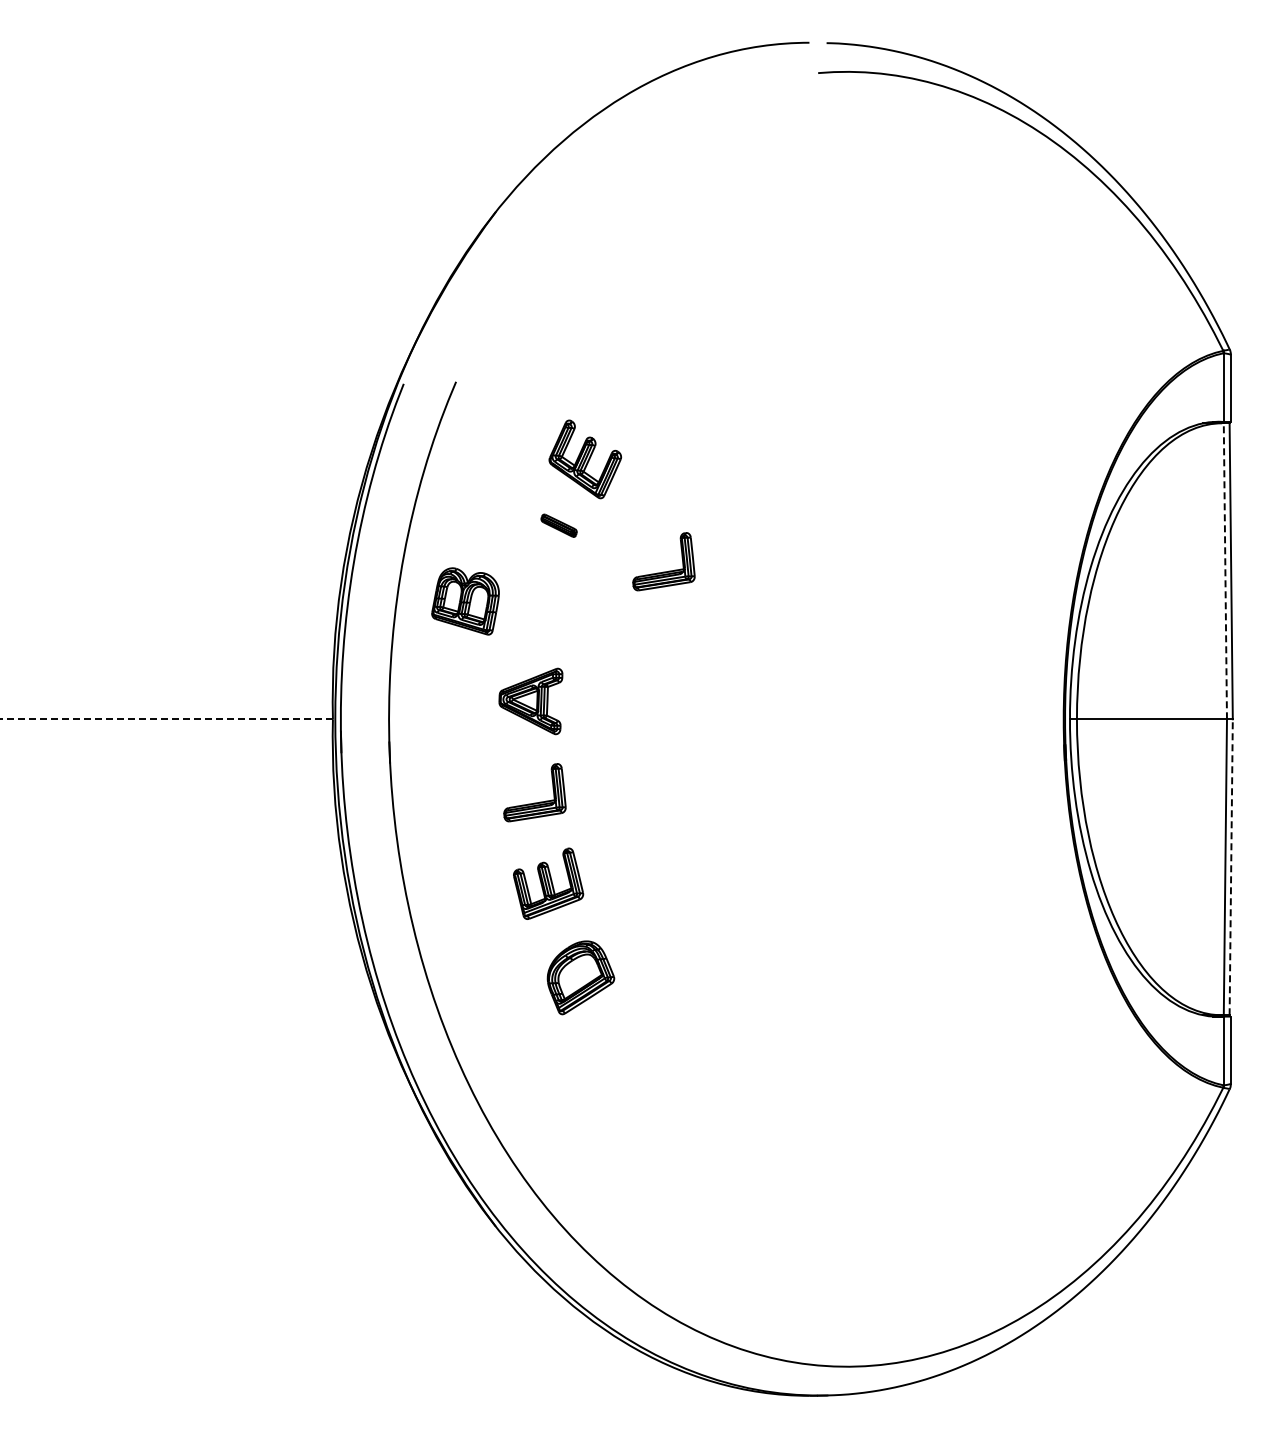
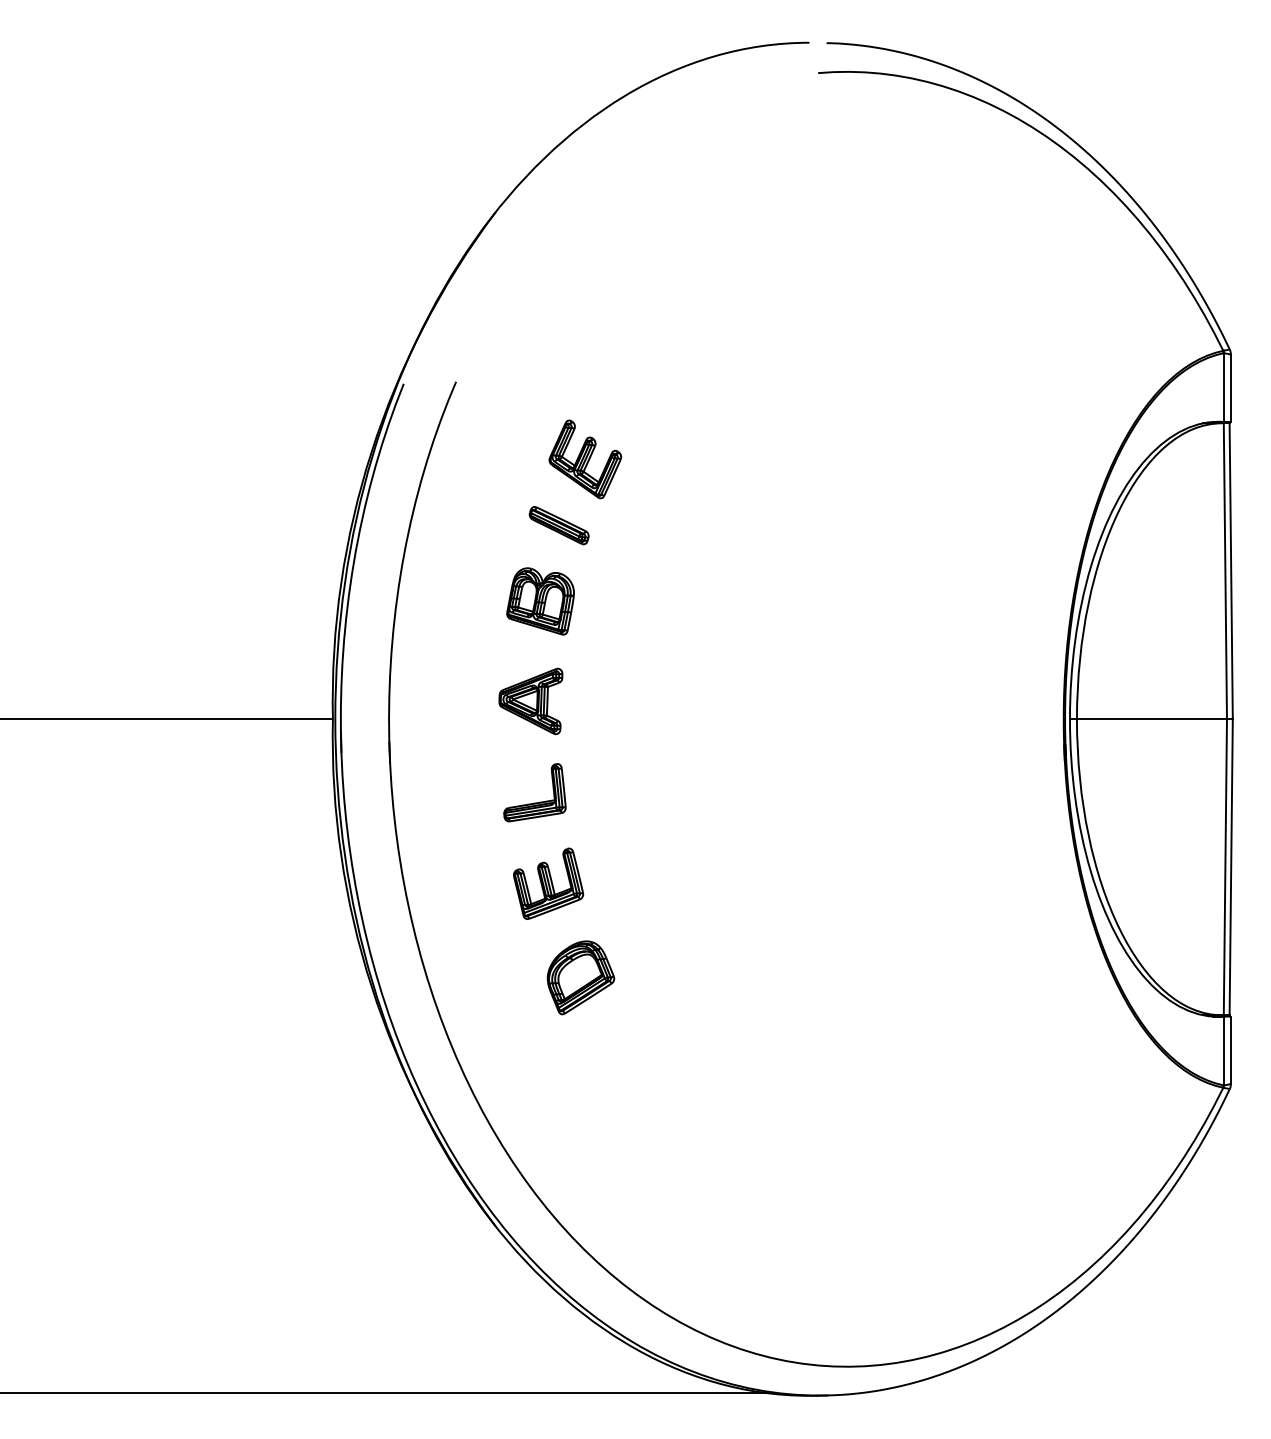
part size: 38x25 px -> 62x40 px (558, 525)
part: present -> none (663, 571)
line: dashed -> solid (1225, 571)
part position: (465, 601) -> (540, 601) (540, 601)
line: dashed -> solid (166, 719)
line: dashed -> solid (1231, 867)
line: none -> present (384, 1393)
